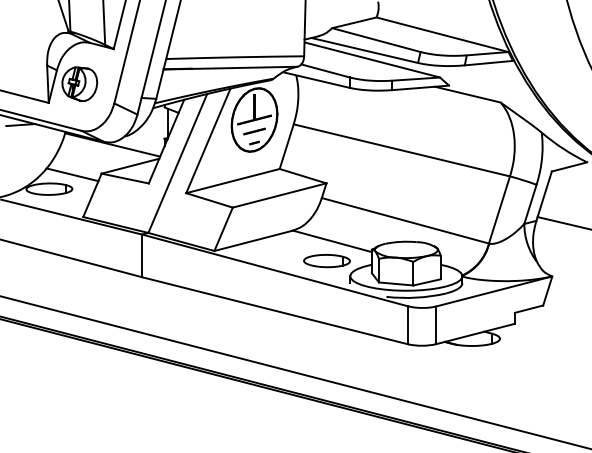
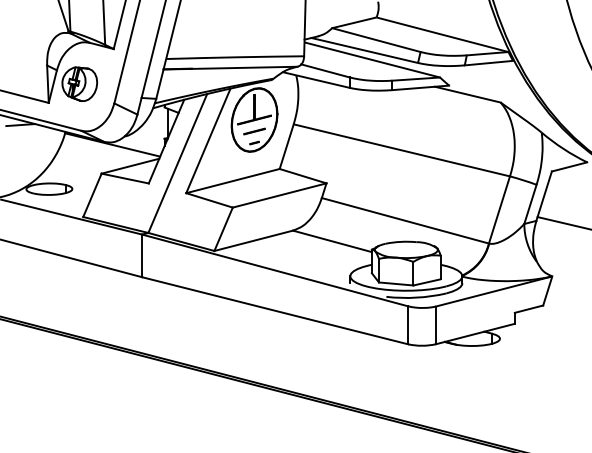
line: present -> none (72, 174)
part: present -> none (326, 261)
line: present -> none (295, 372)
